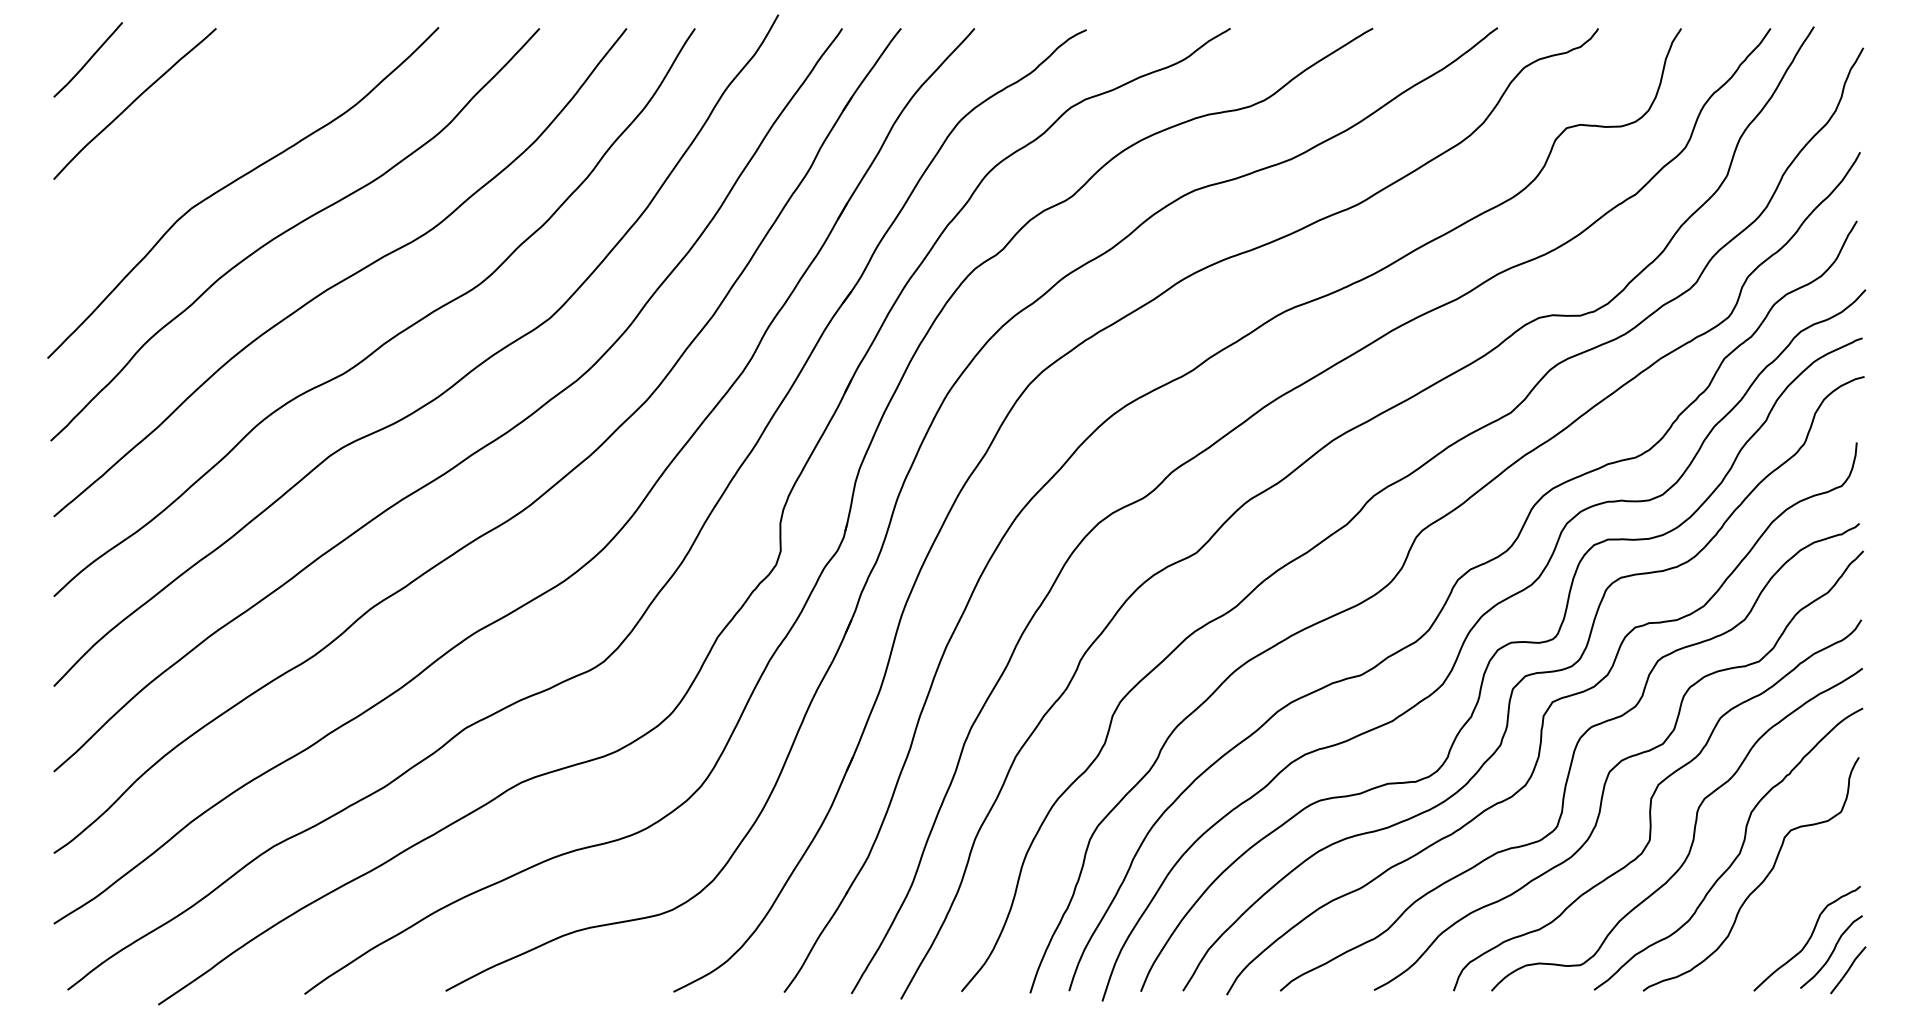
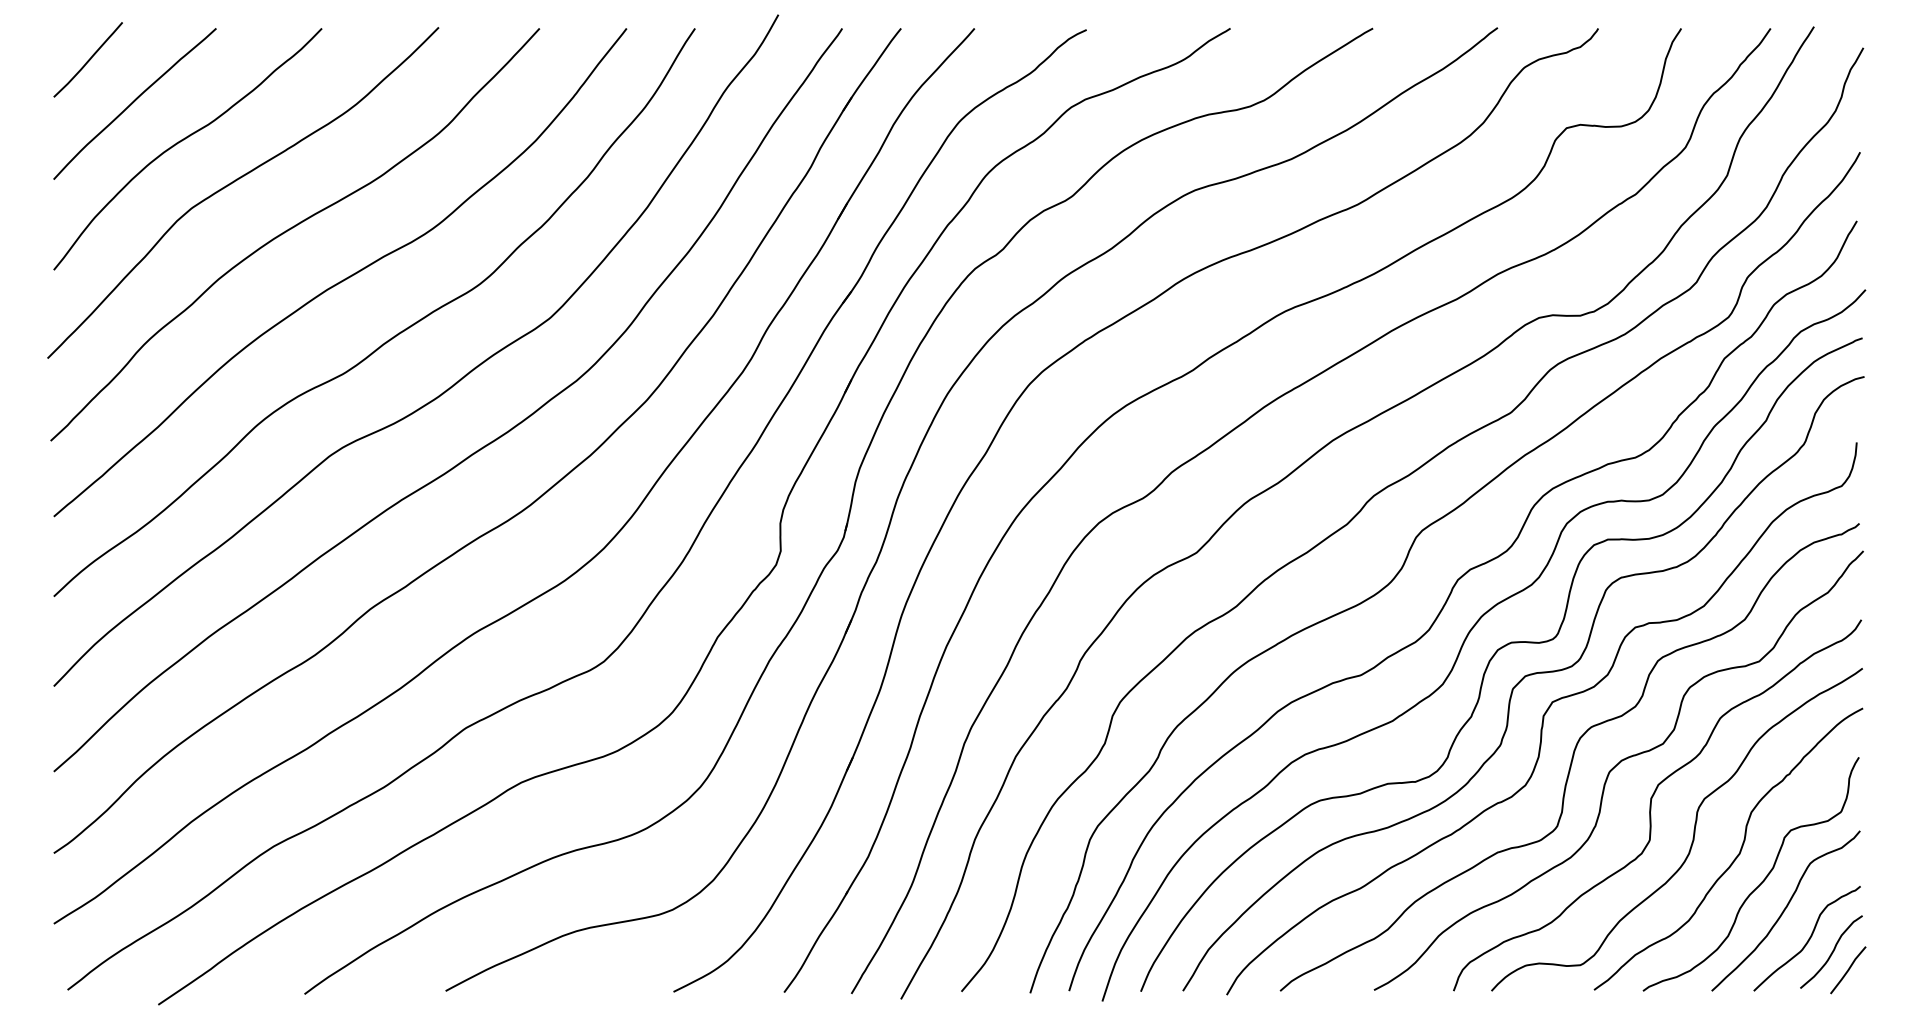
curve: none -> present (182, 141)
curve: none -> present (1785, 910)
